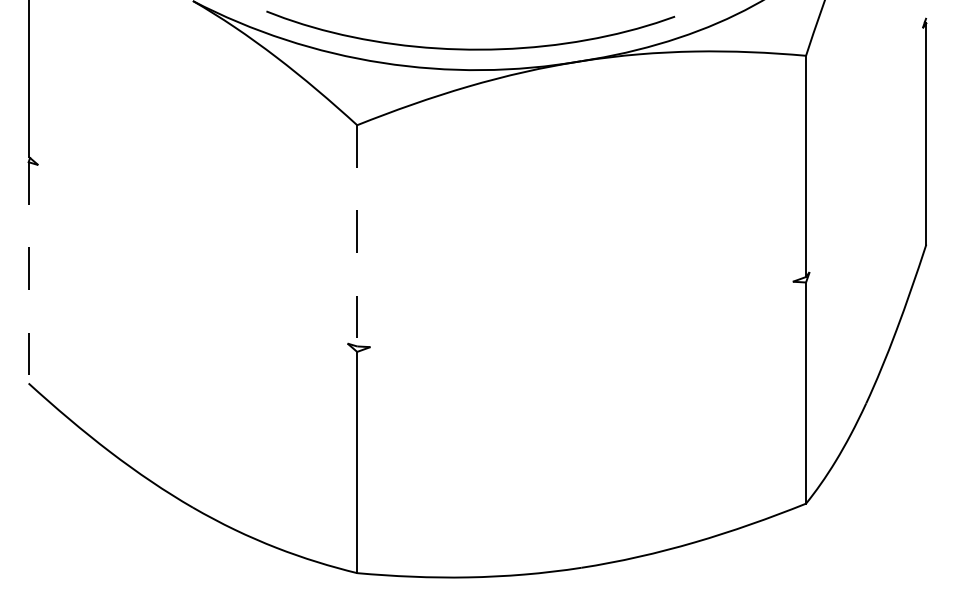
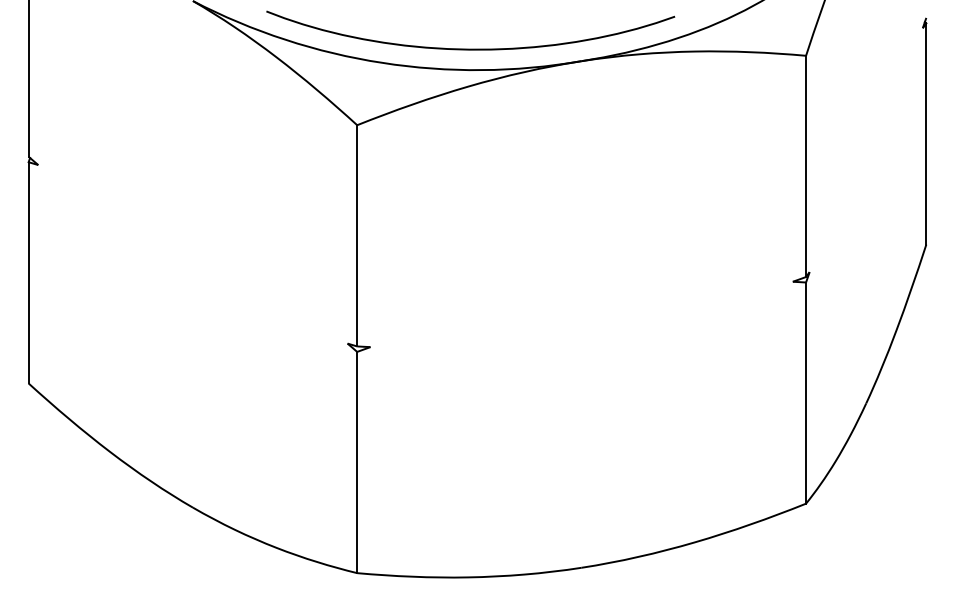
line: dashed -> solid (357, 235)
line: dashed -> solid (28, 272)
